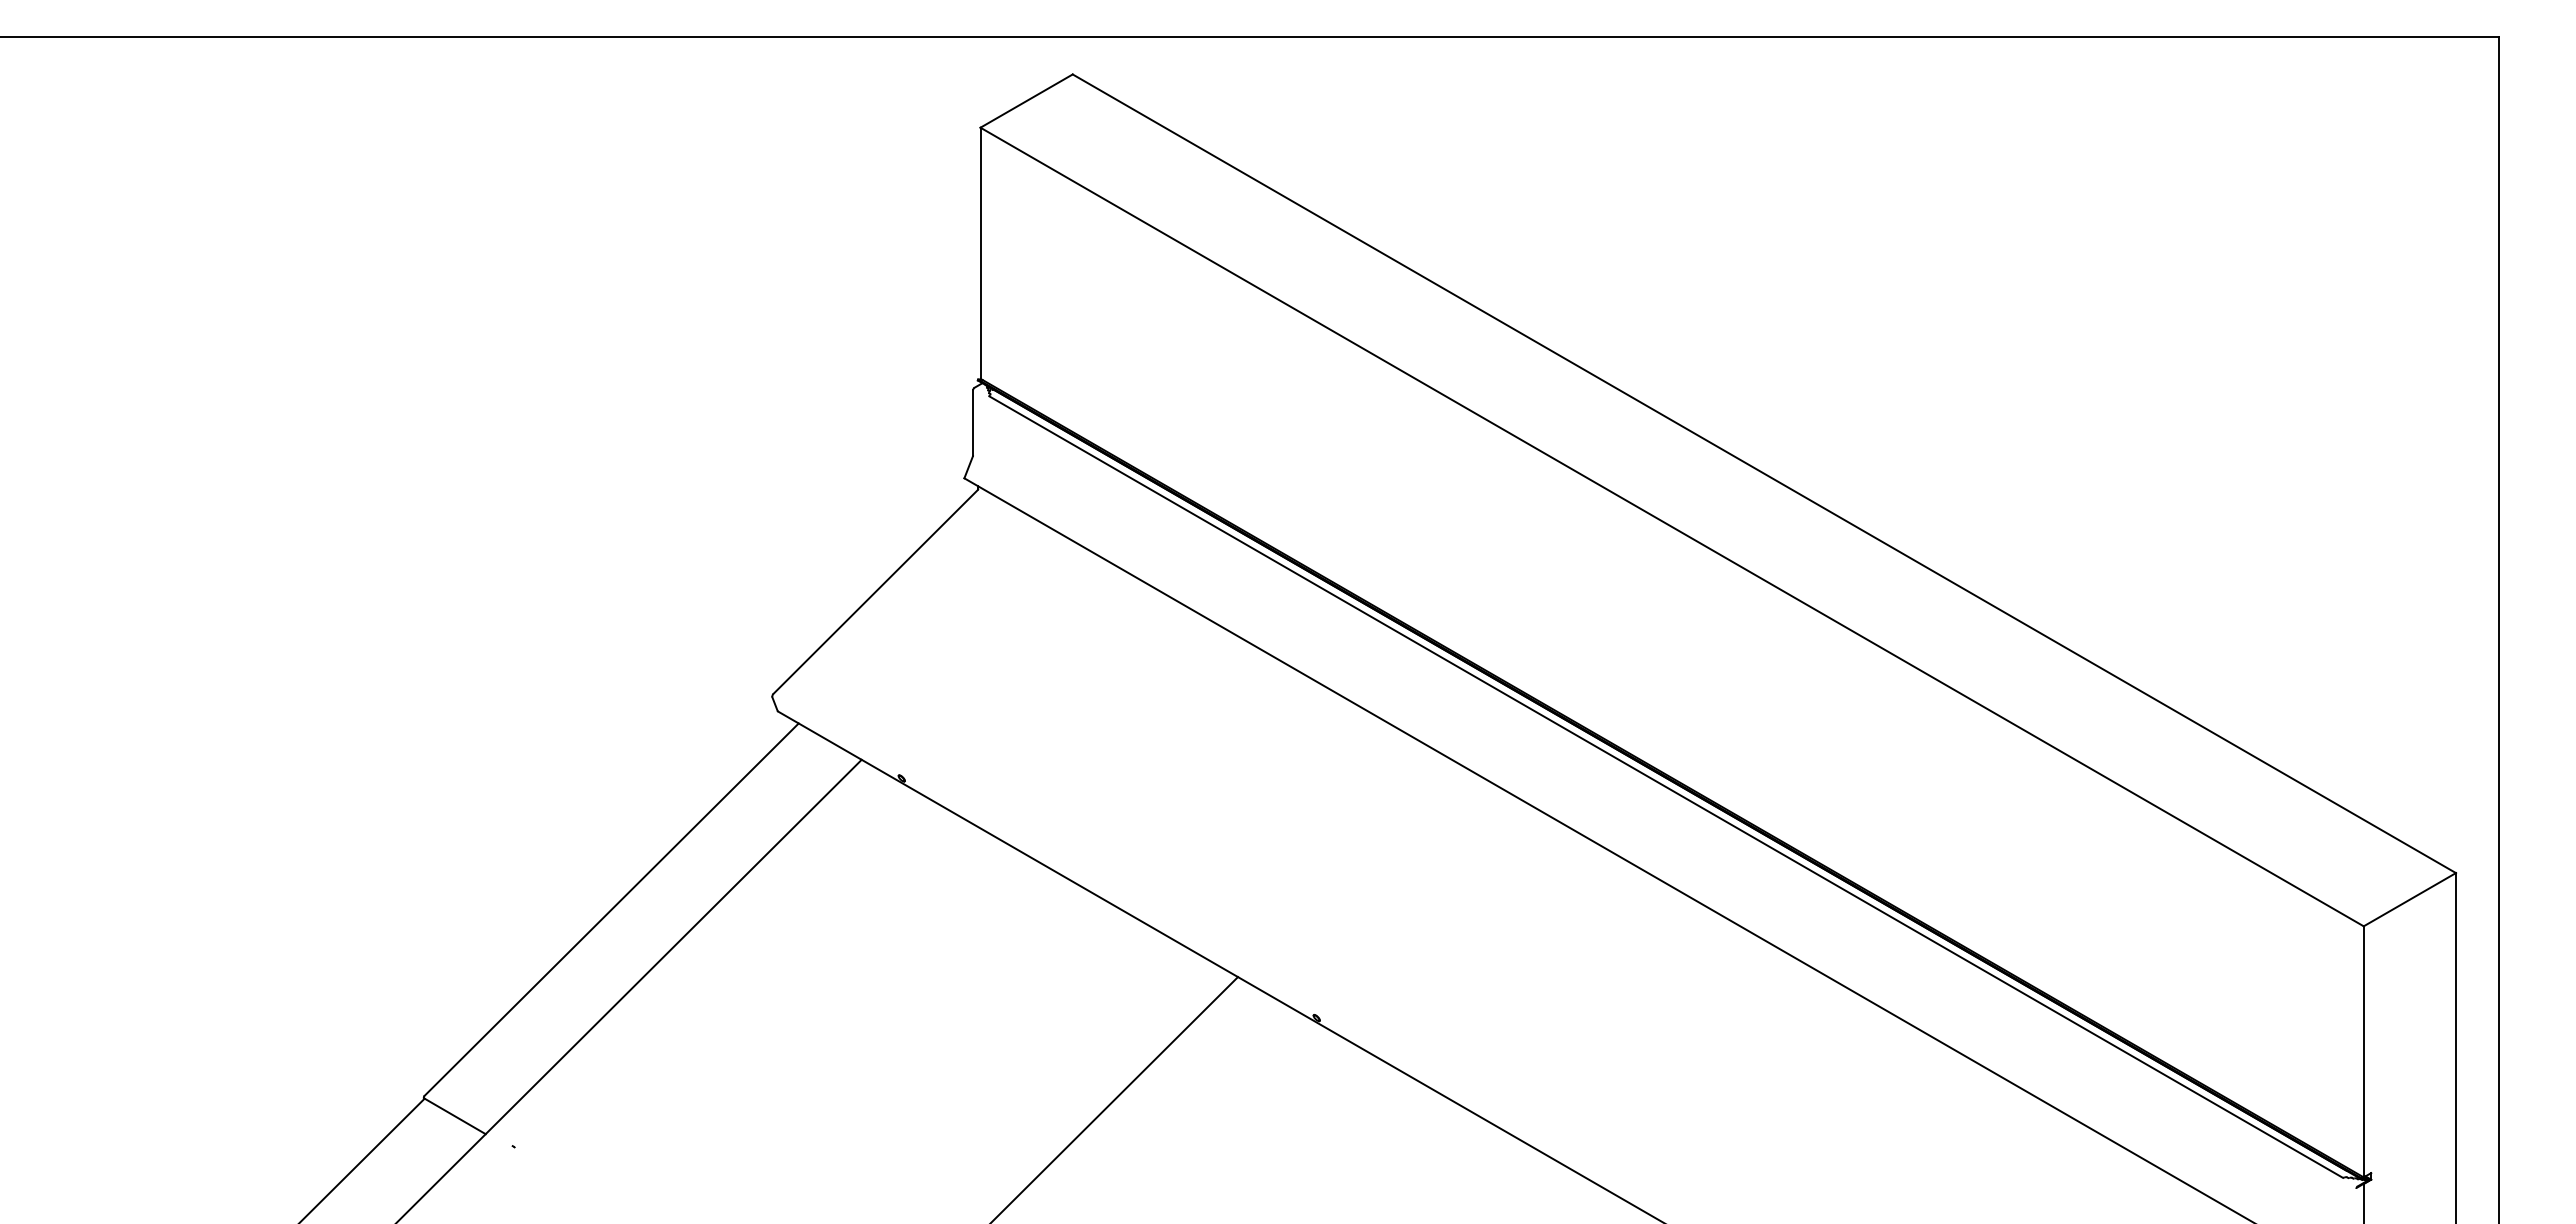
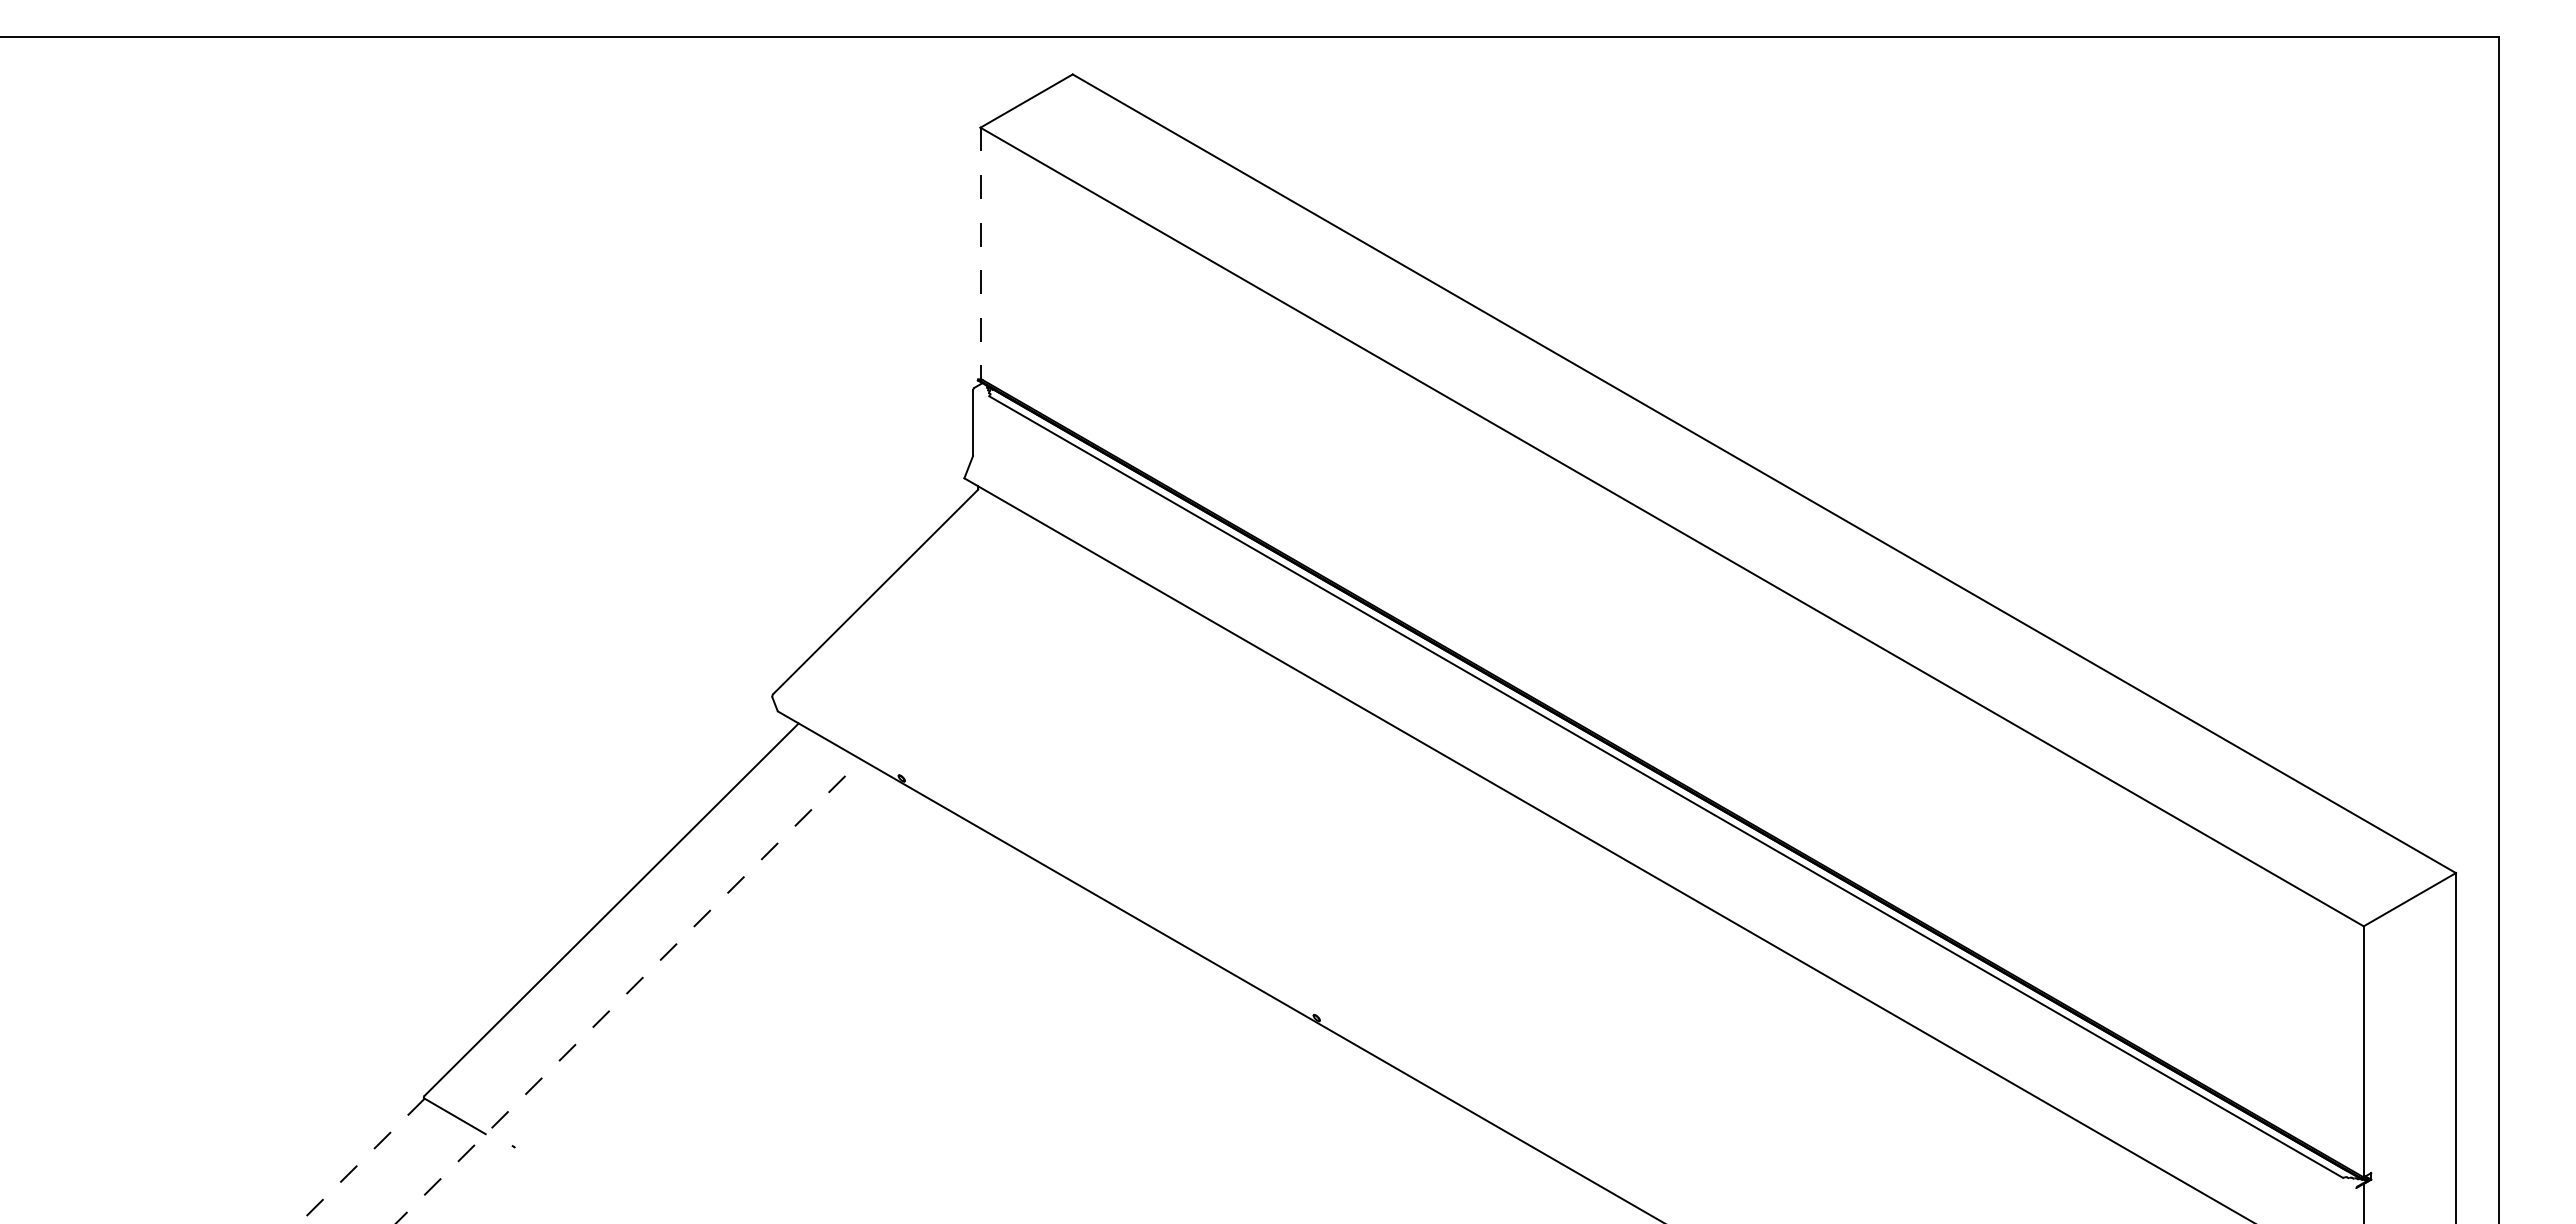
line: solid -> dashed (980, 253)
line: solid -> dashed (628, 991)
line: present -> none (1115, 1098)
line: solid -> dashed (361, 1161)
